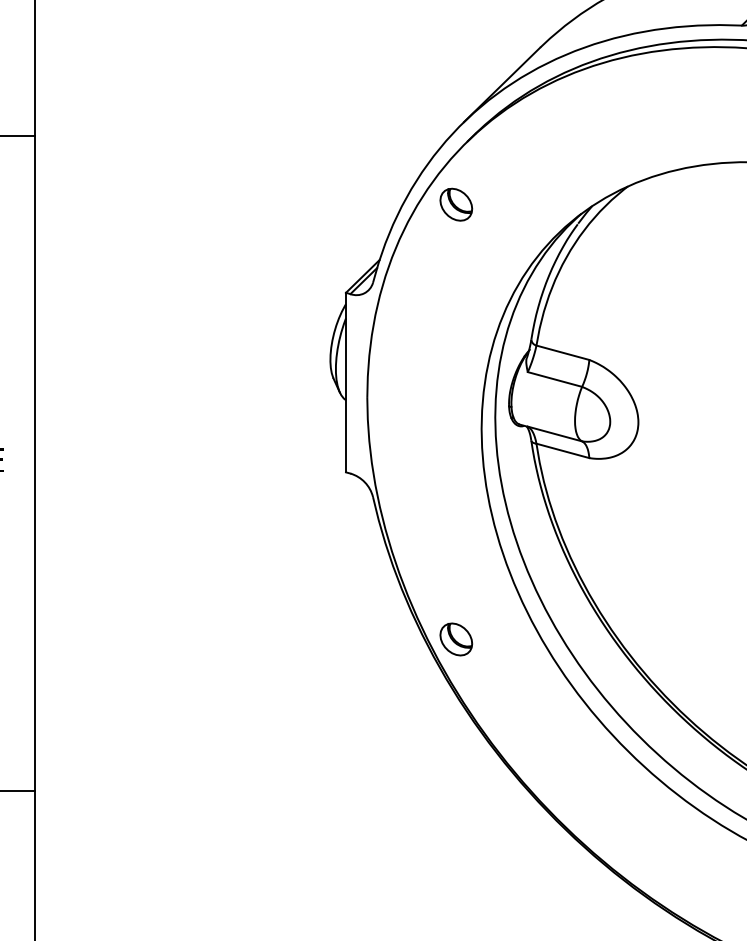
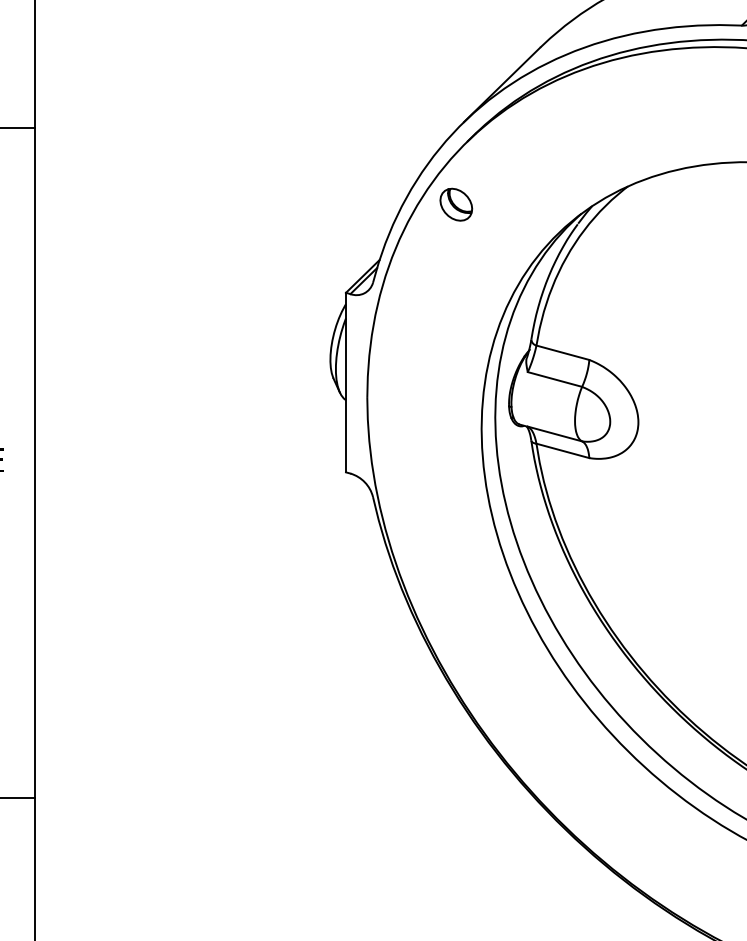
line position: (18, 136) -> (18, 128) (18, 128)
part: present -> none (456, 639)
line position: (18, 790) -> (18, 797) (18, 797)
